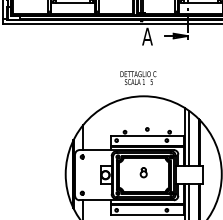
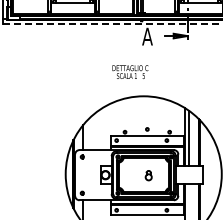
line: solid -> dashed (113, 24)
text position: (138, 77) -> (130, 71) (130, 71)
part position: (143, 172) -> (148, 175) (148, 175)
line: present -> none (189, 200)
